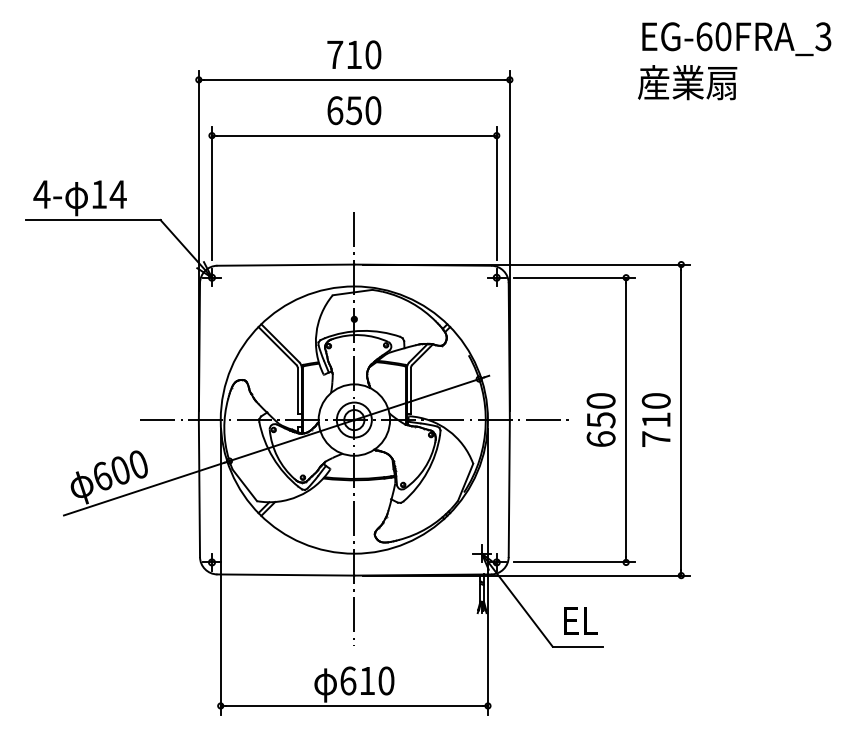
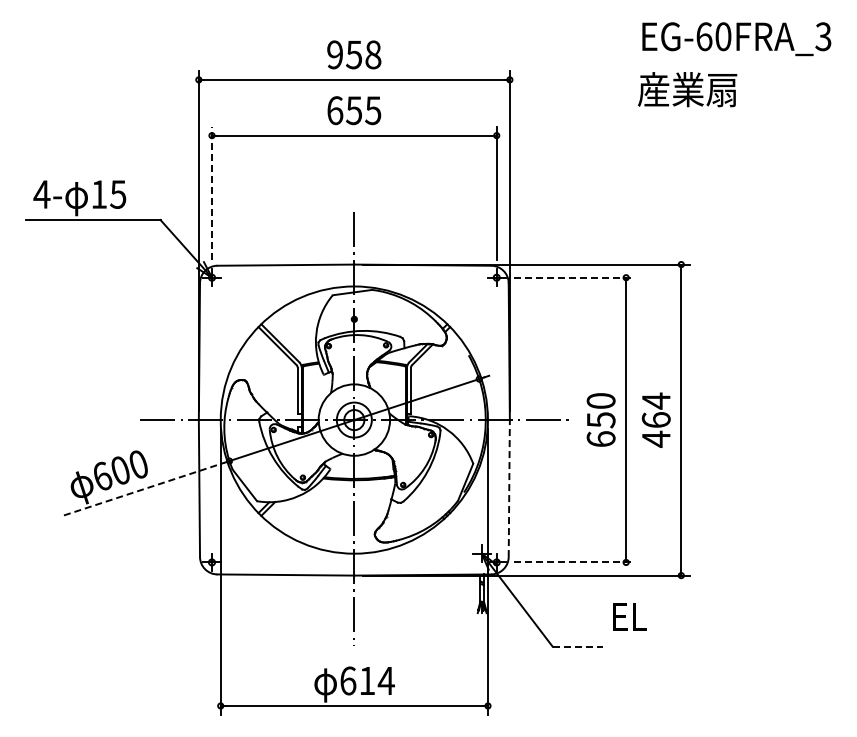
text: 710 -> 958 (354, 54)
text position: (687, 82) -> (687, 89) (687, 89)
text: 650 -> 655 (373, 110)
line: solid -> dashed (212, 193)
text: 14 -> 15 (117, 194)
line: solid -> dashed (575, 277)
text: 710 -> 464 (655, 419)
line: solid -> dashed (144, 488)
line: solid -> dashed (509, 488)
line: solid -> dashed (575, 562)
text position: (580, 620) -> (629, 616) (629, 616)
line: solid -> dashed (578, 646)
text: 610 -> 614 (385, 680)
